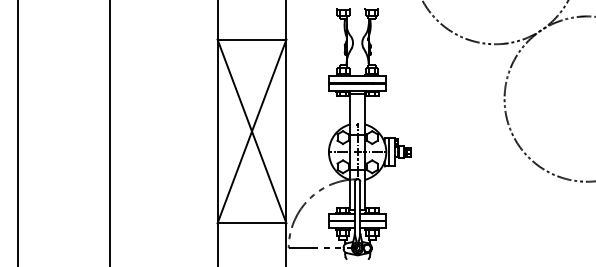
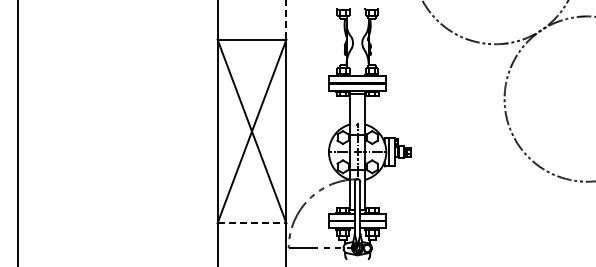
line: solid -> dashed (286, 20)
line: present -> none (109, 132)
line: solid -> dashed (252, 223)
